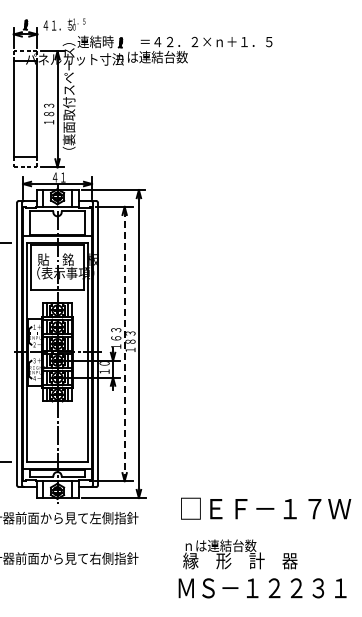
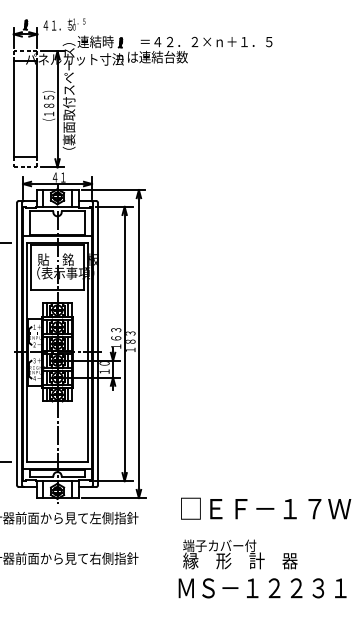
text: １８３ -> （１８５） (48, 107)
line: dashed -> solid (124, 343)
text: ｎは連結台数 -> 端子カバー付 (219, 545)
